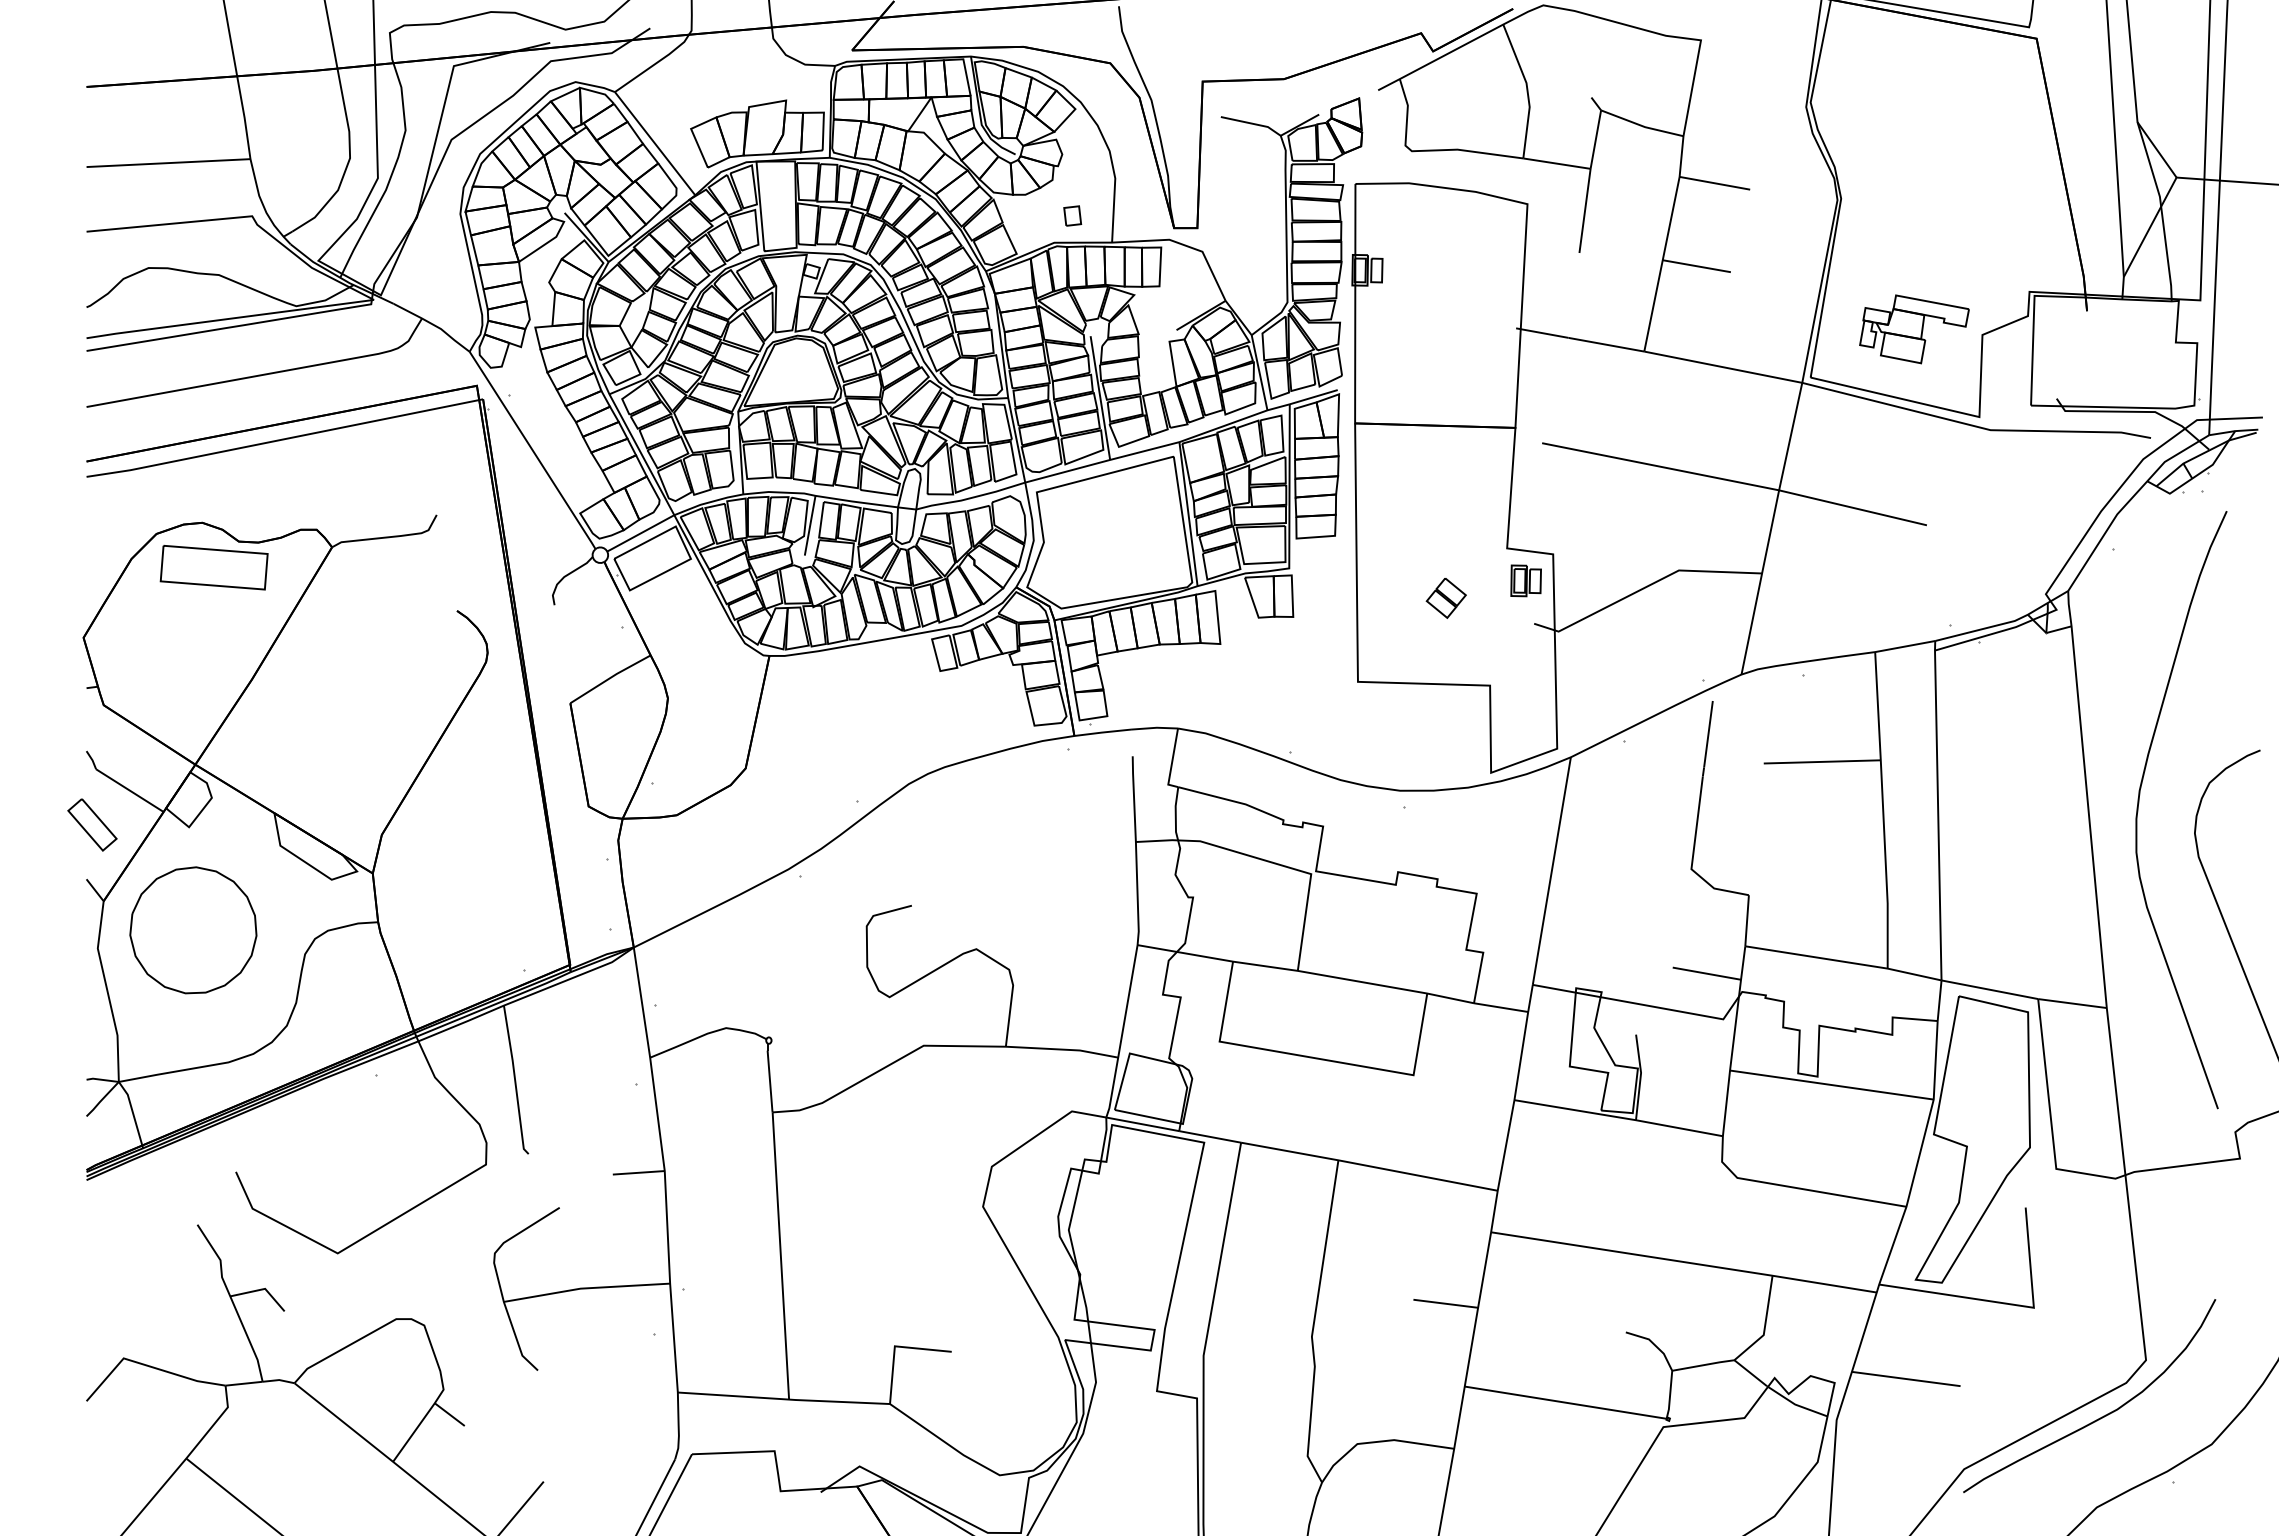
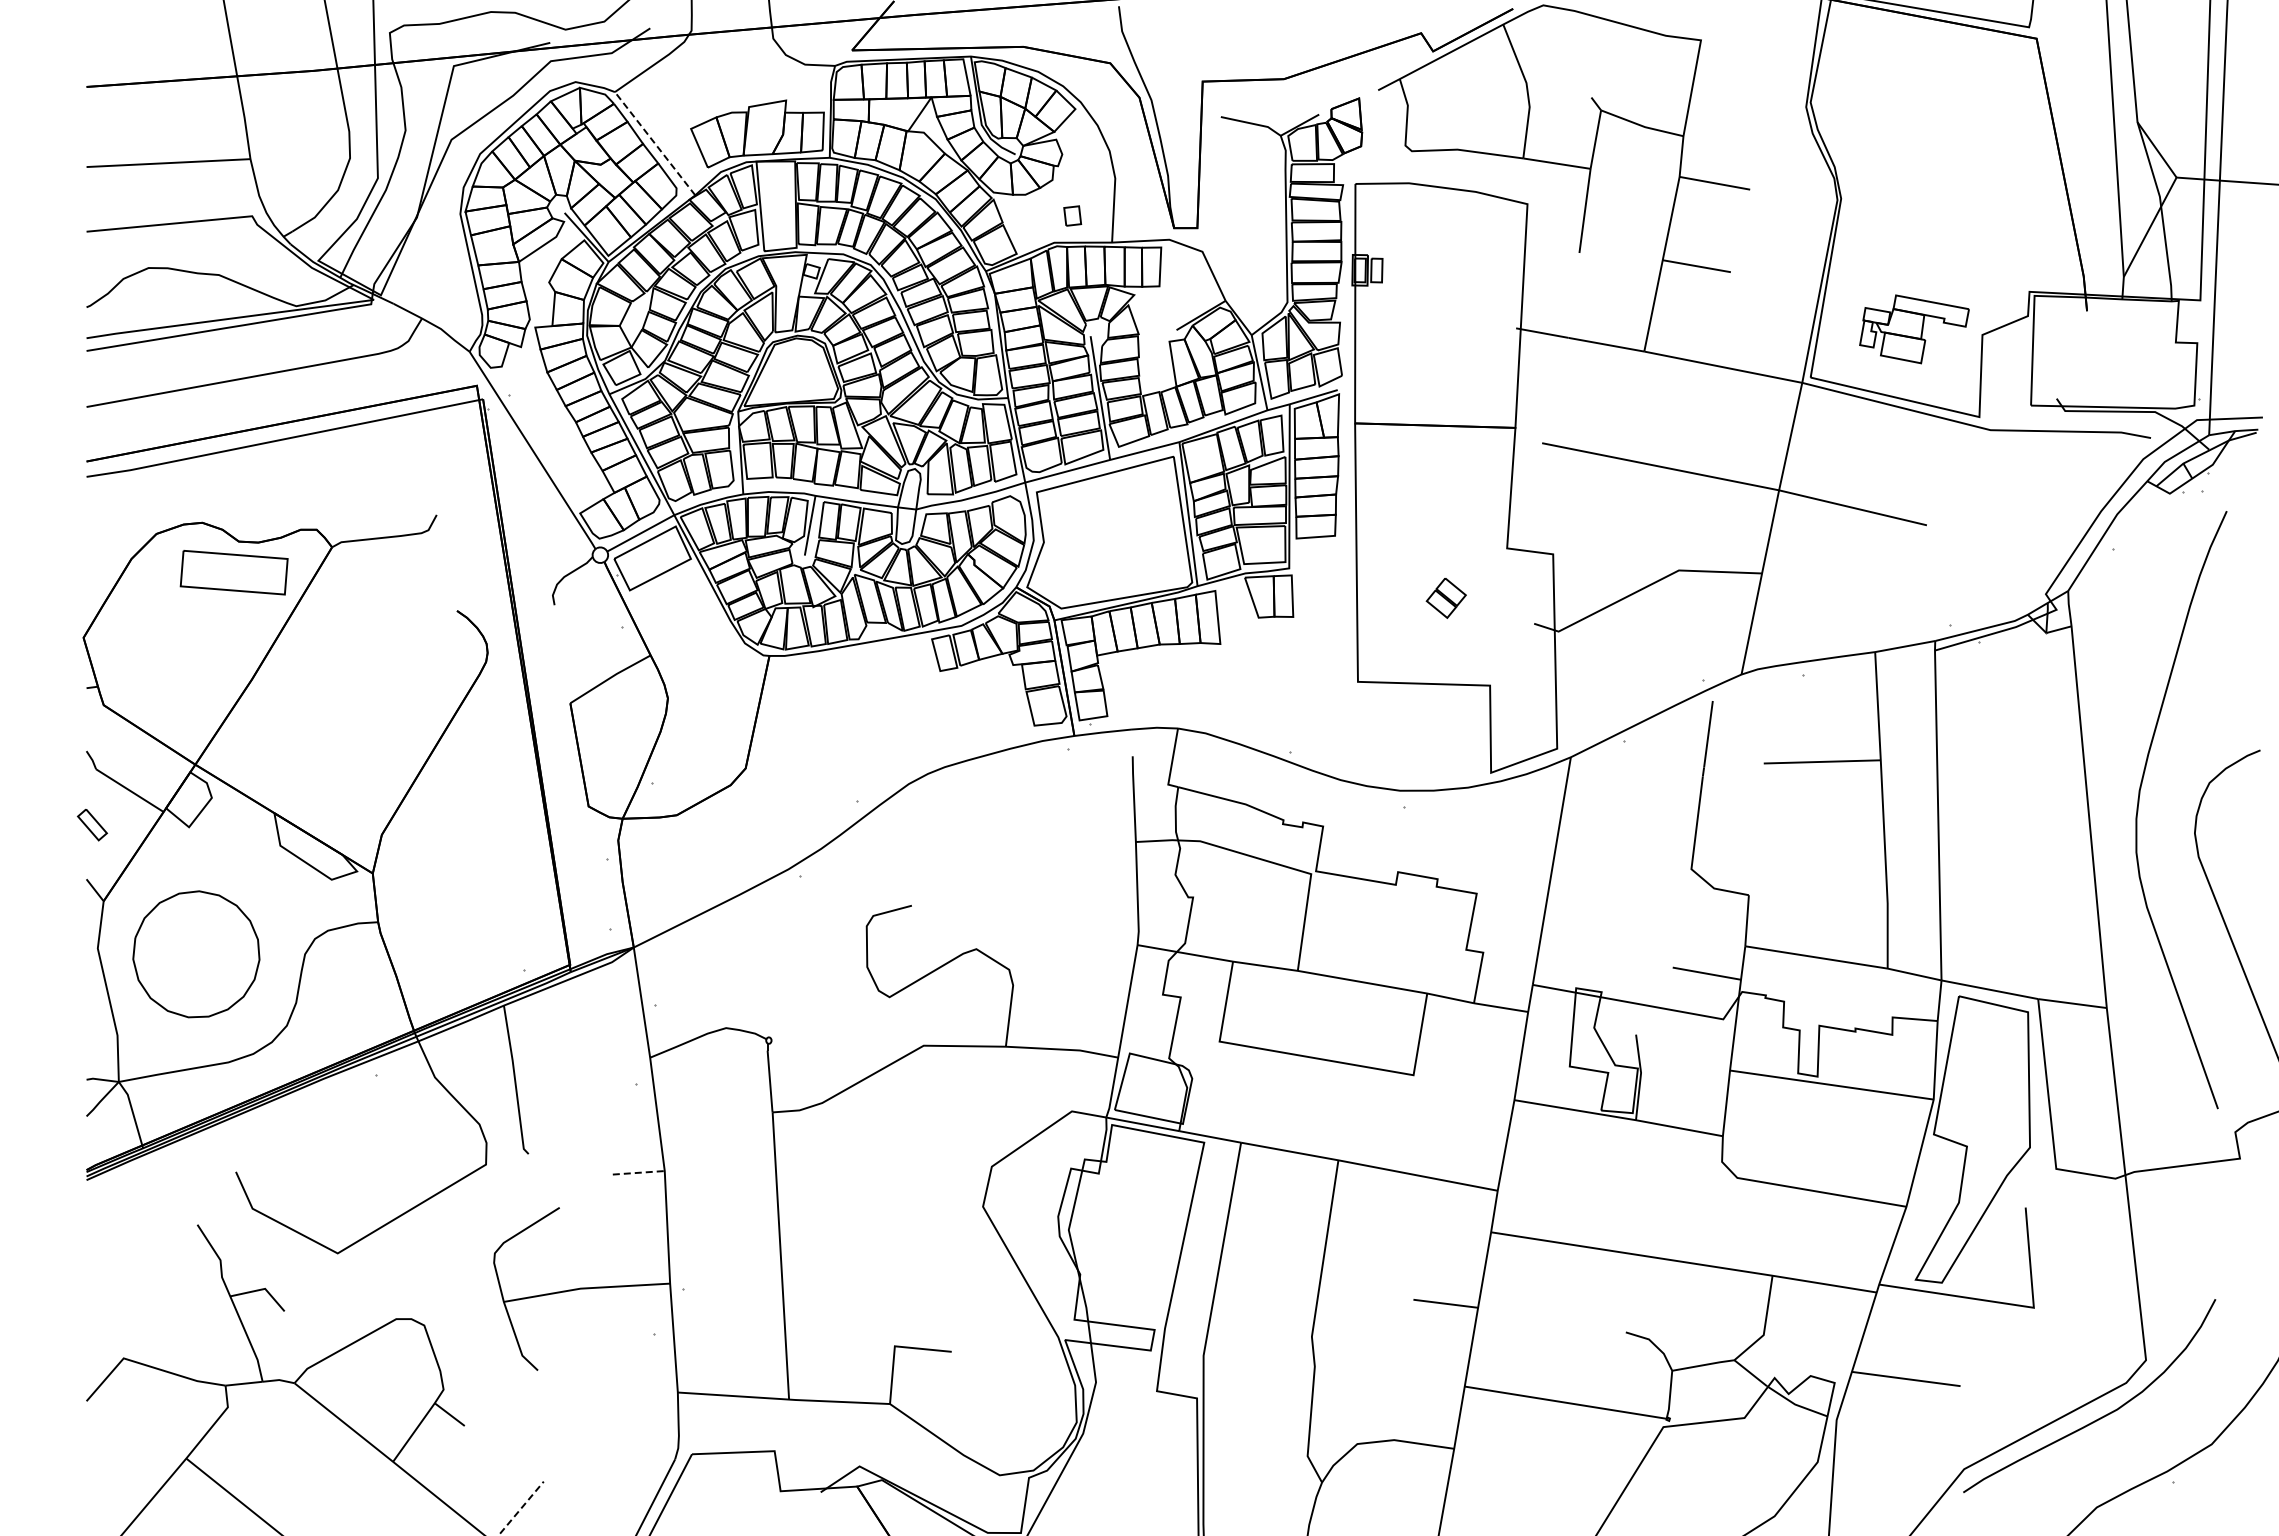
line: solid -> dashed (654, 143)
part position: (213, 567) -> (233, 572) (233, 572)
part: present -> none (1525, 580)
part size: 51x54 px -> 31x33 px (92, 825)
part position: (193, 930) -> (196, 954) (196, 954)
line: solid -> dashed (639, 1172)
line: solid -> dashed (521, 1508)
